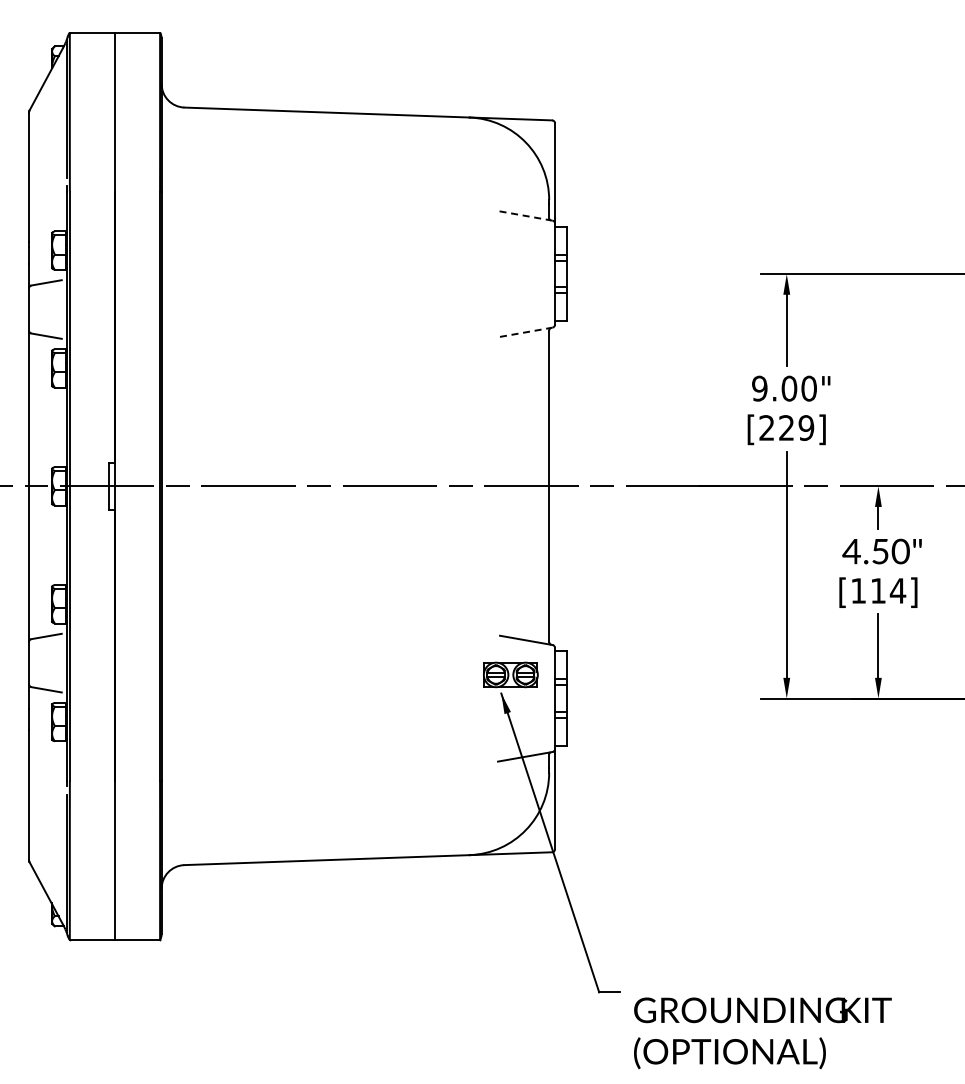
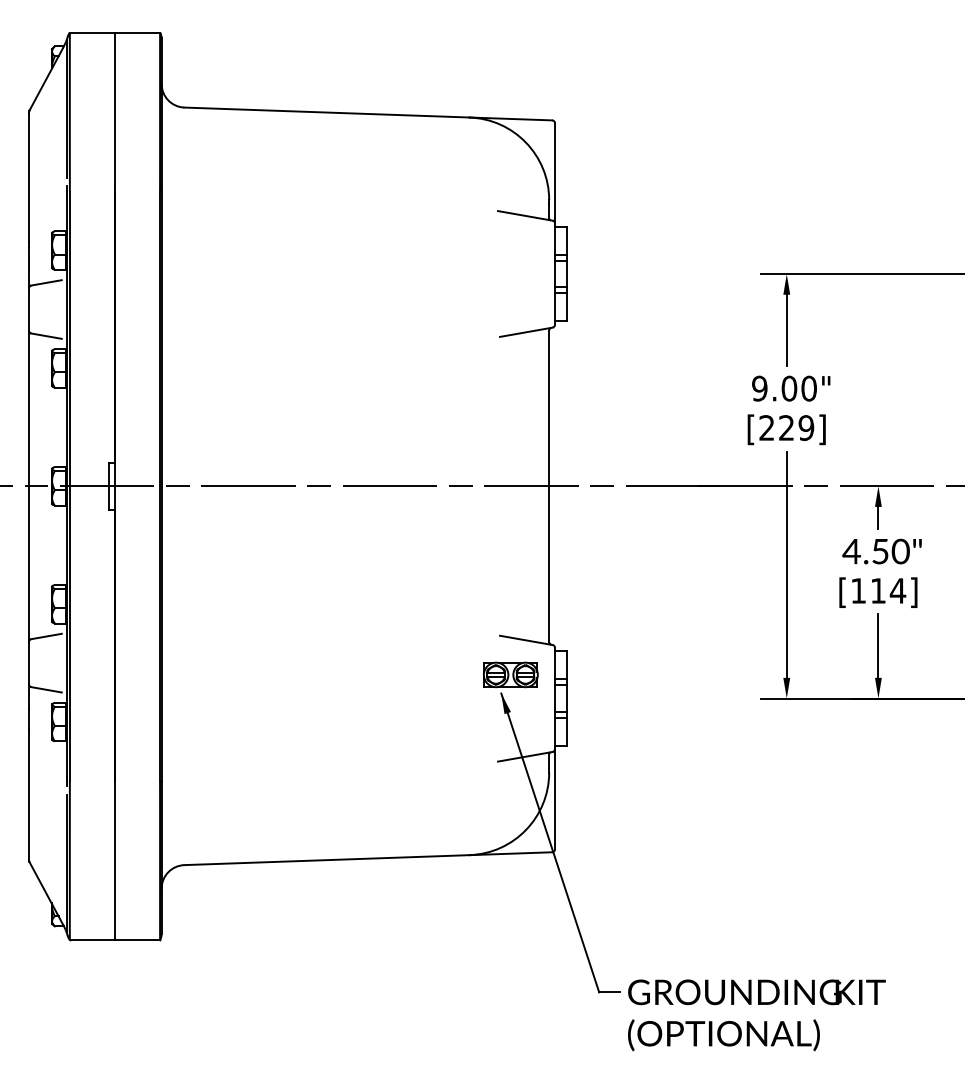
line: dashed -> solid (525, 215)
line: dashed -> solid (526, 332)
text position: (762, 1033) -> (756, 1015) (756, 1015)
